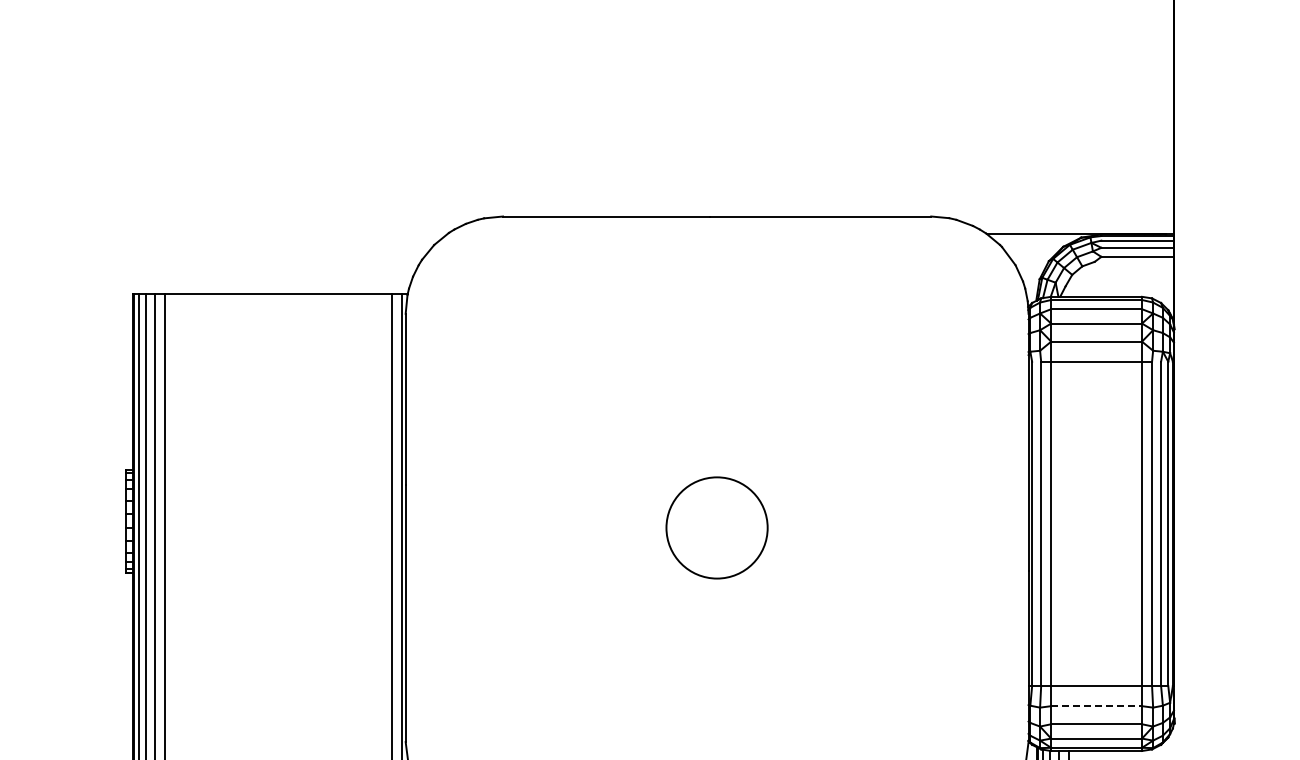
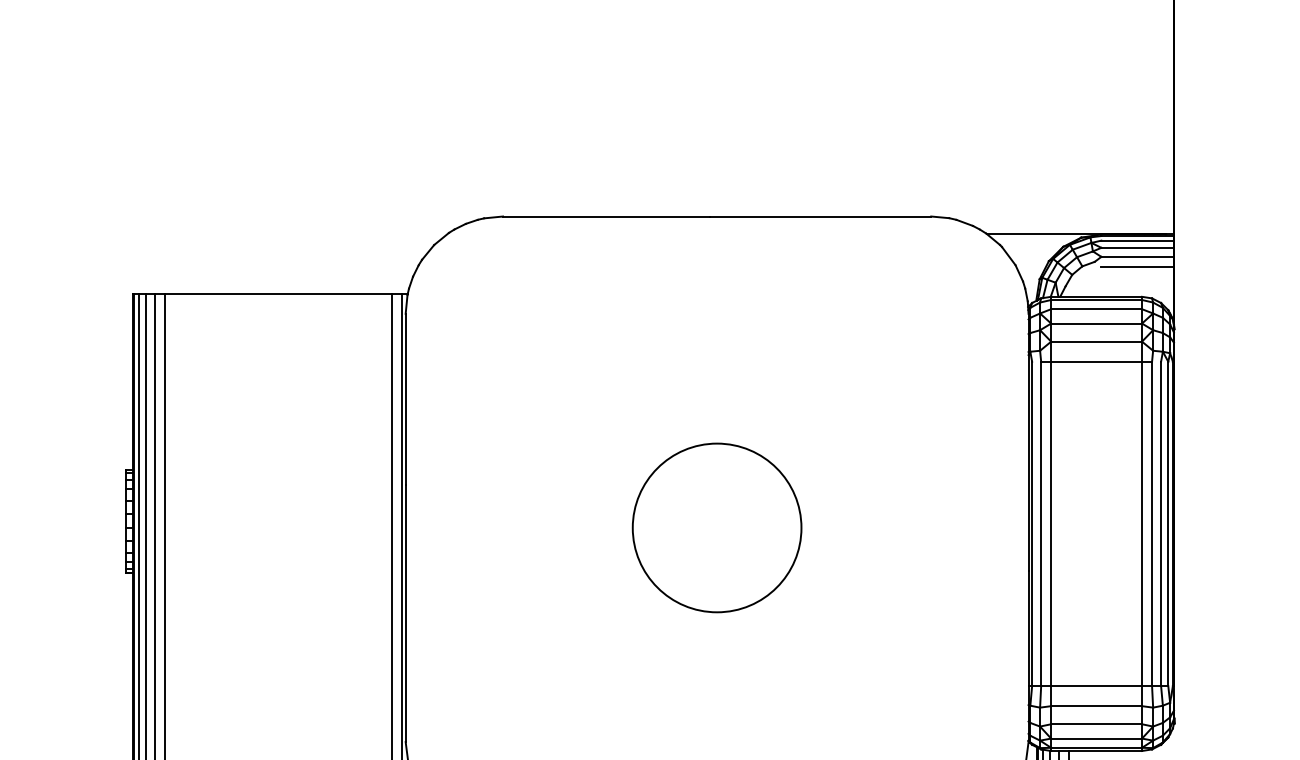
line: none -> present (1137, 266)
circle size: 104x104 px -> 172x172 px (716, 527)
line: dashed -> solid (1097, 706)
